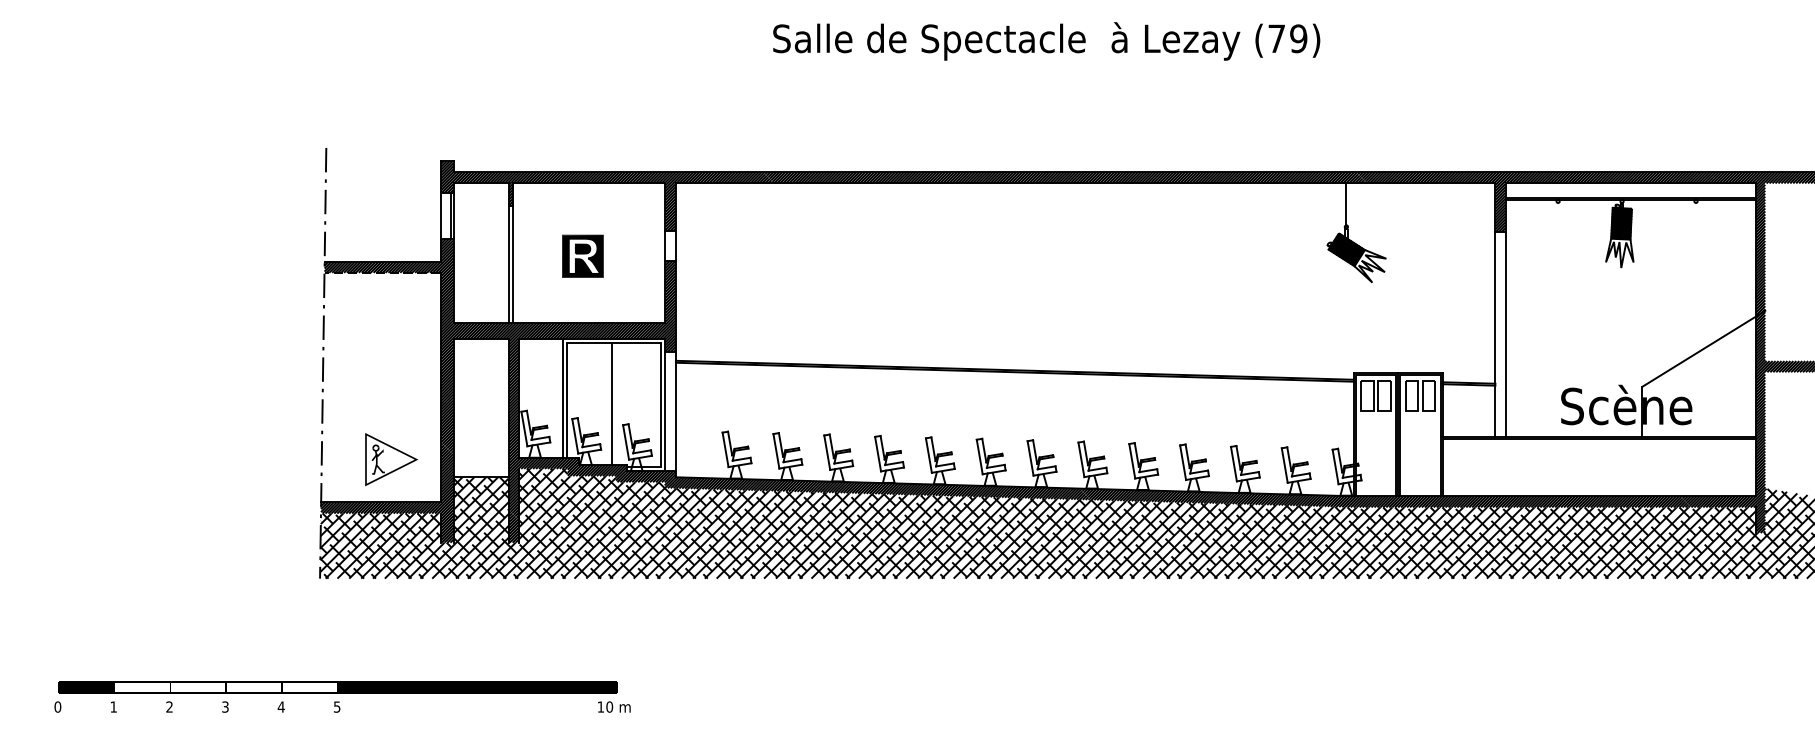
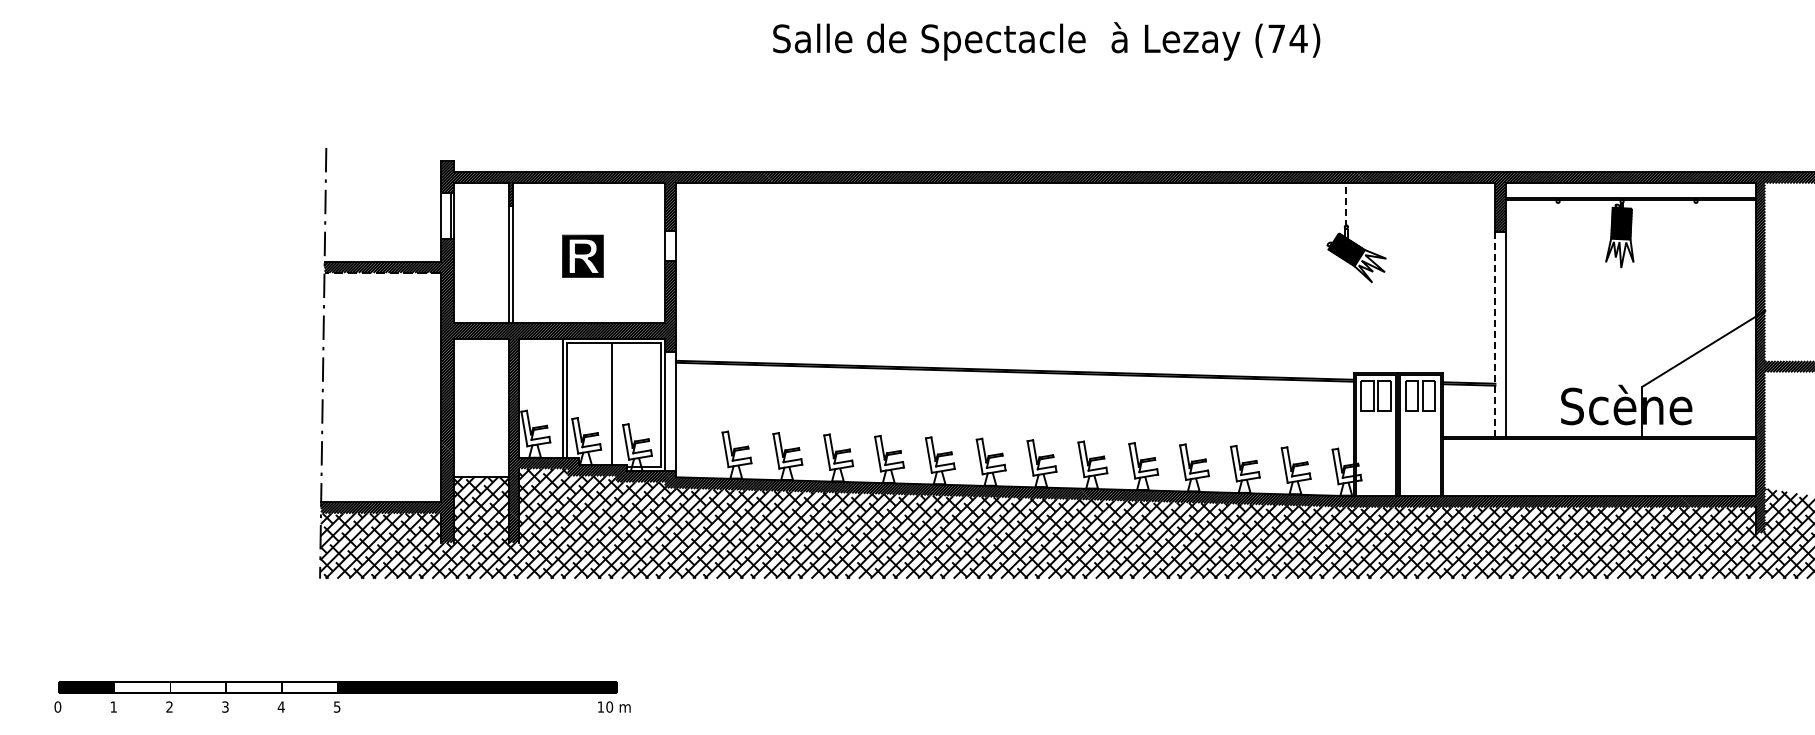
text: (79) -> (74) (1298, 38)
line: solid -> dashed (1346, 205)
line: solid -> dashed (1495, 334)
part: present -> none (391, 459)
